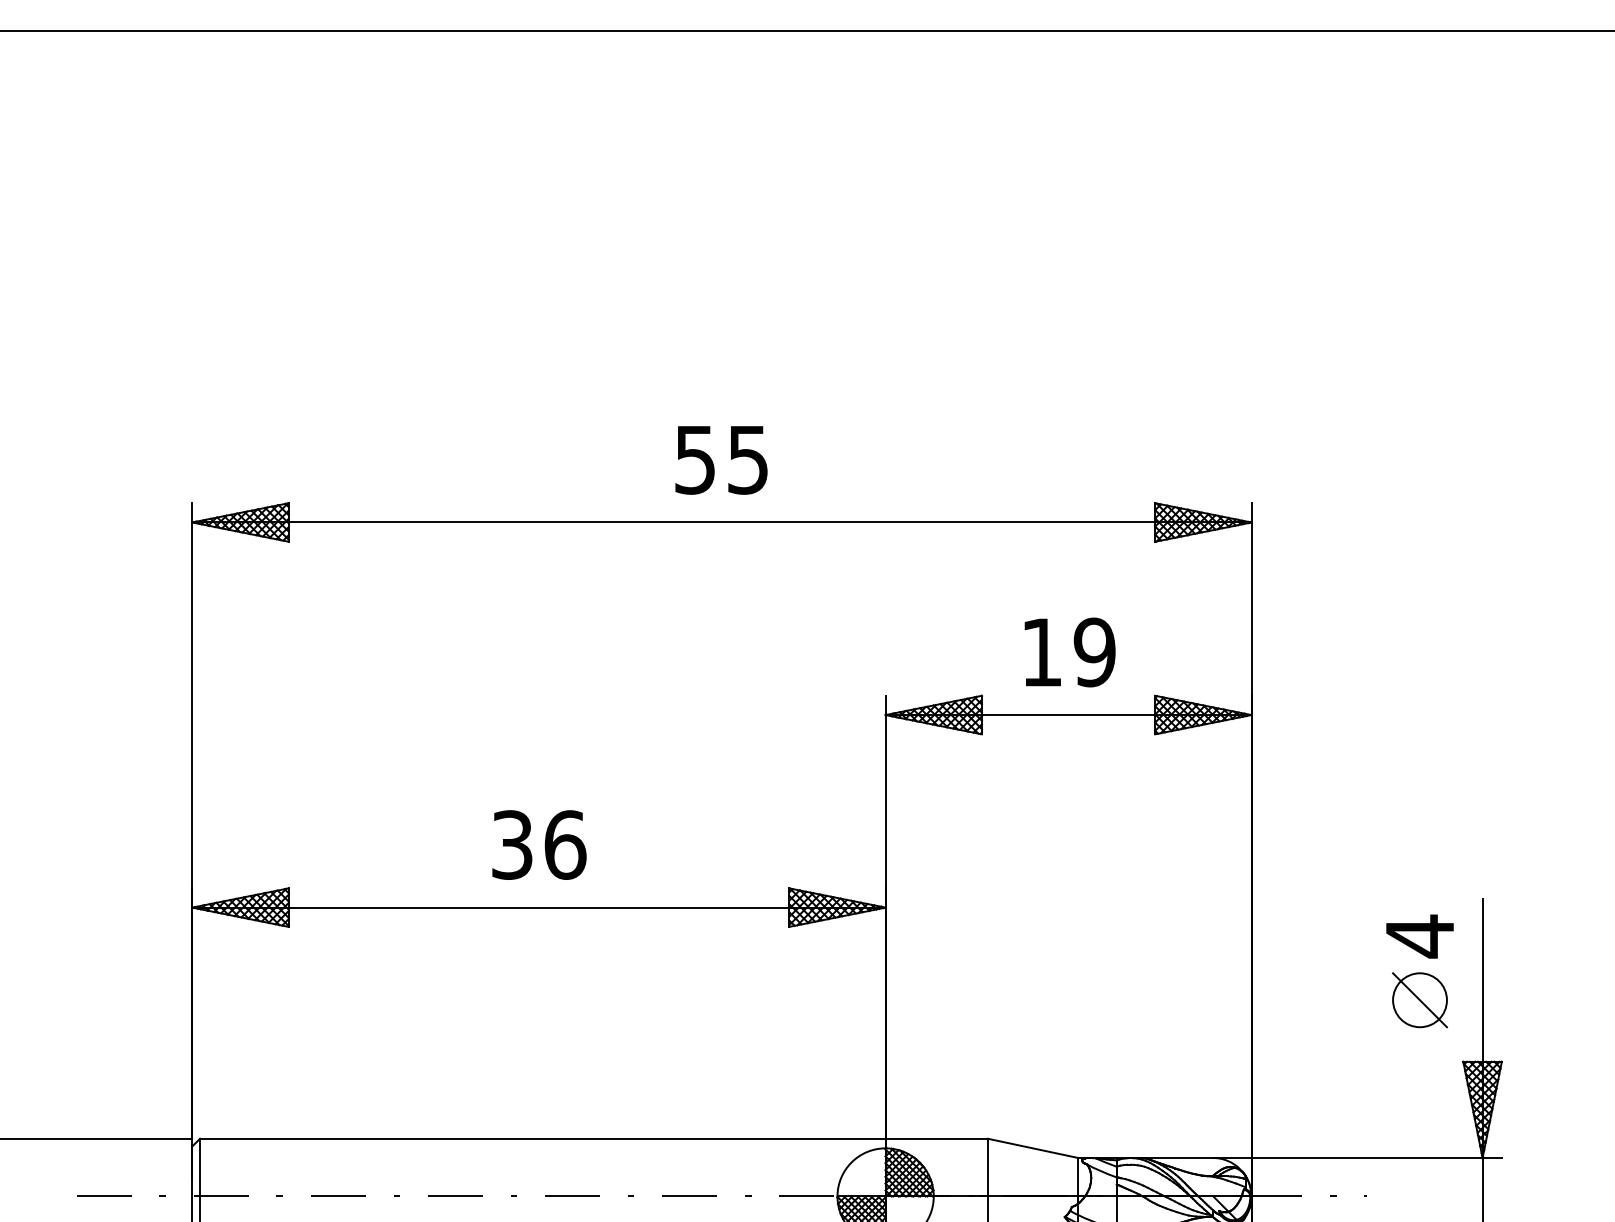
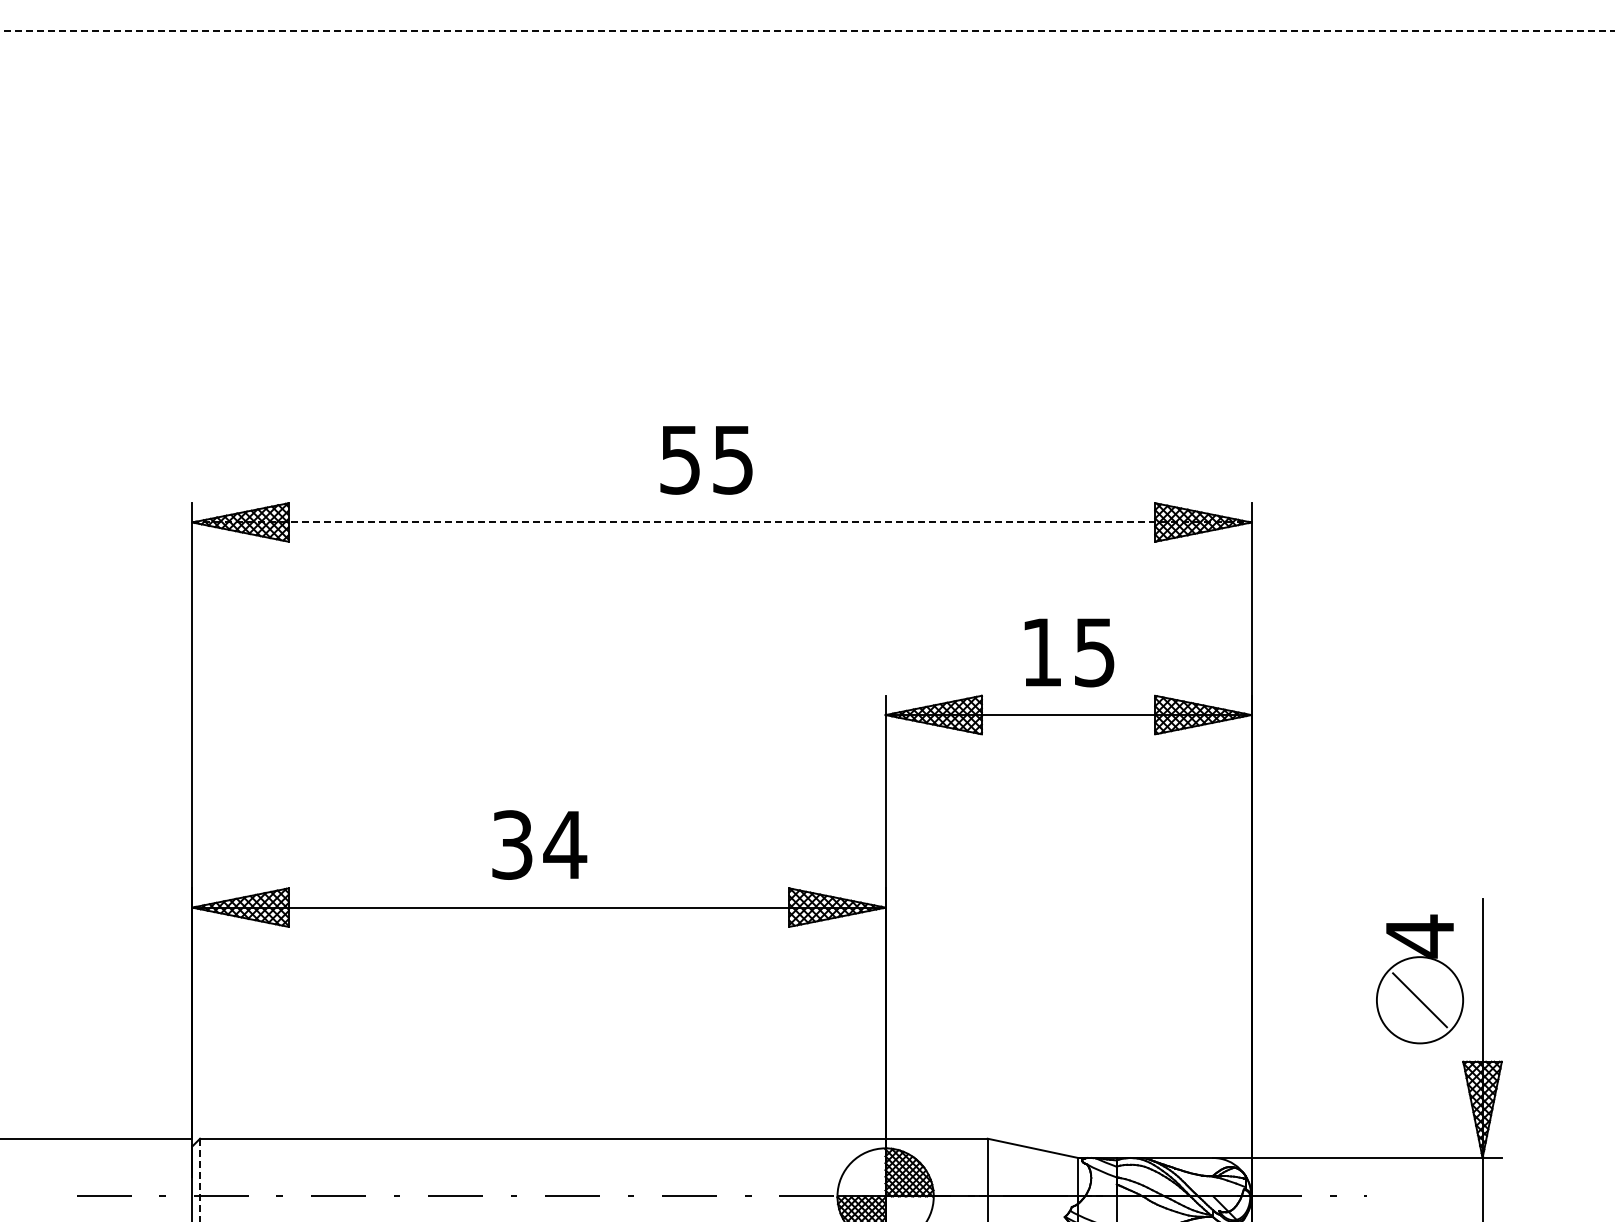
line: solid -> dashed (807, 31)
text position: (721, 460) -> (706, 460) (706, 460)
line: solid -> dashed (721, 522)
text: 19 -> 15 (1094, 652)
text: 36 -> 34 (565, 844)
circle diameter: 54 px -> 86 px (1419, 1000)
line: solid -> dashed (200, 1180)
